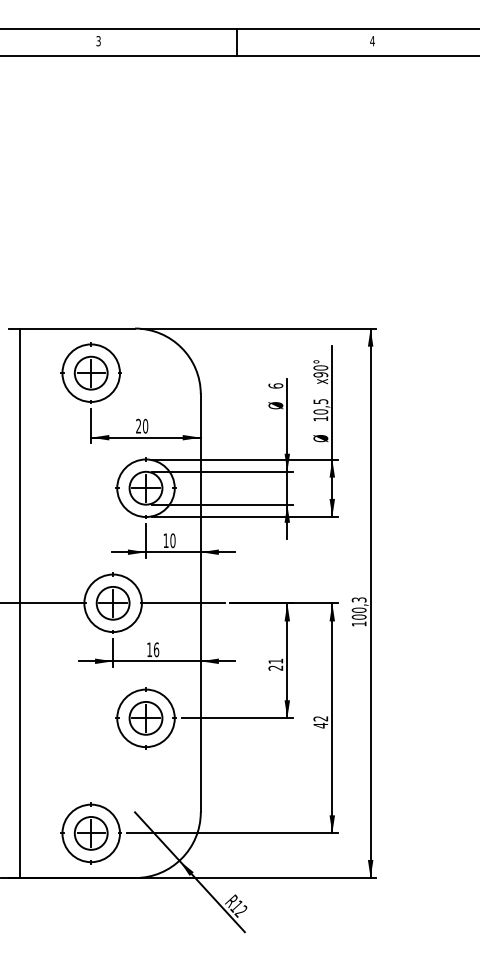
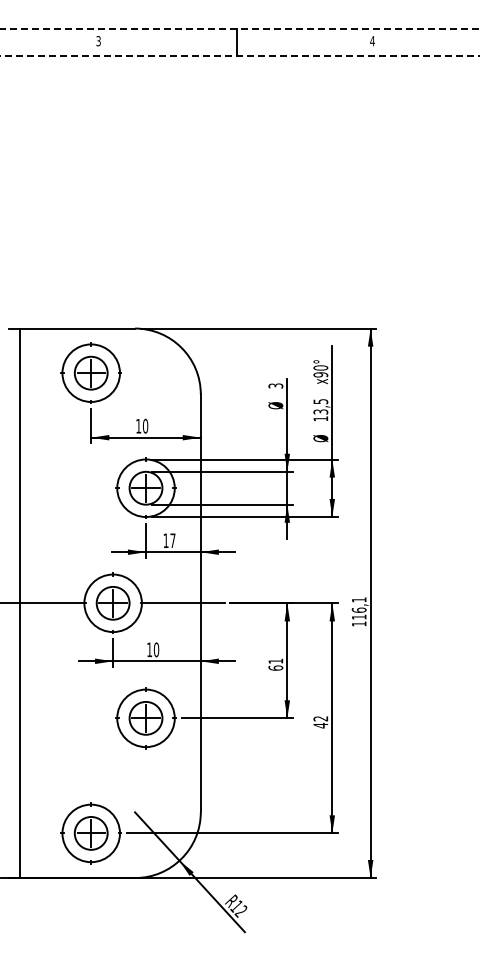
line: solid -> dashed (239, 28)
line: solid -> dashed (239, 56)
text: 6 -> 3 (275, 385)
text: 10,5 -> 13,5 (320, 411)
text: 20 -> 10 (138, 425)
text: 10 -> 17 (172, 540)
text: 100,3 -> 116,1 (358, 608)
text: 16 -> 10 (156, 649)
text: 21 -> 61 (275, 667)
